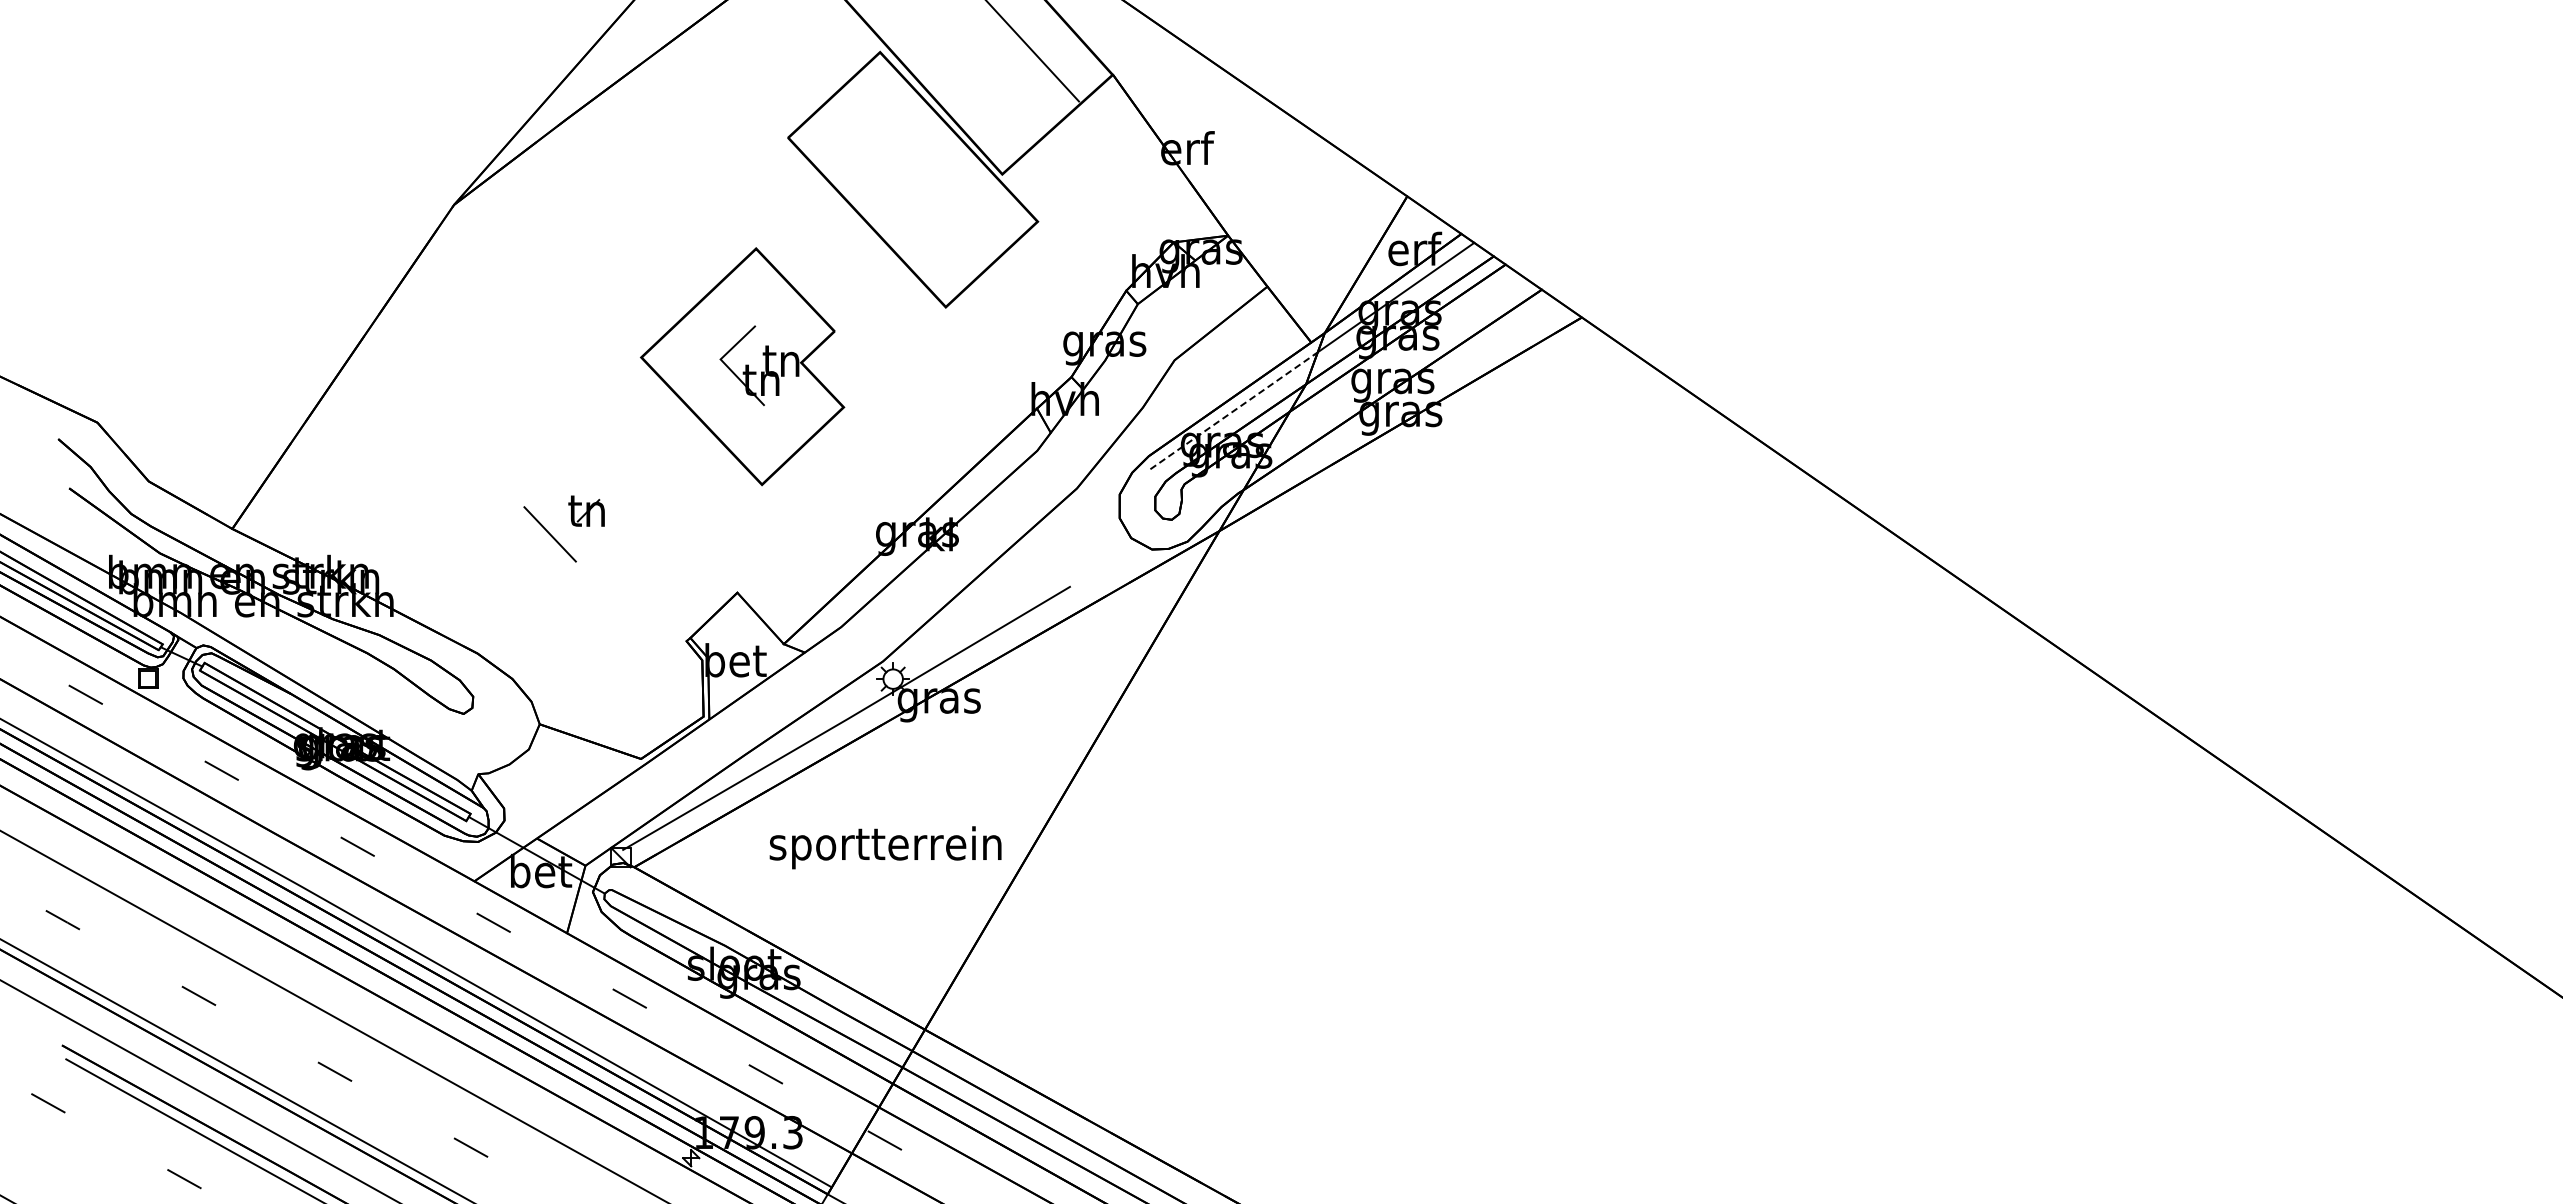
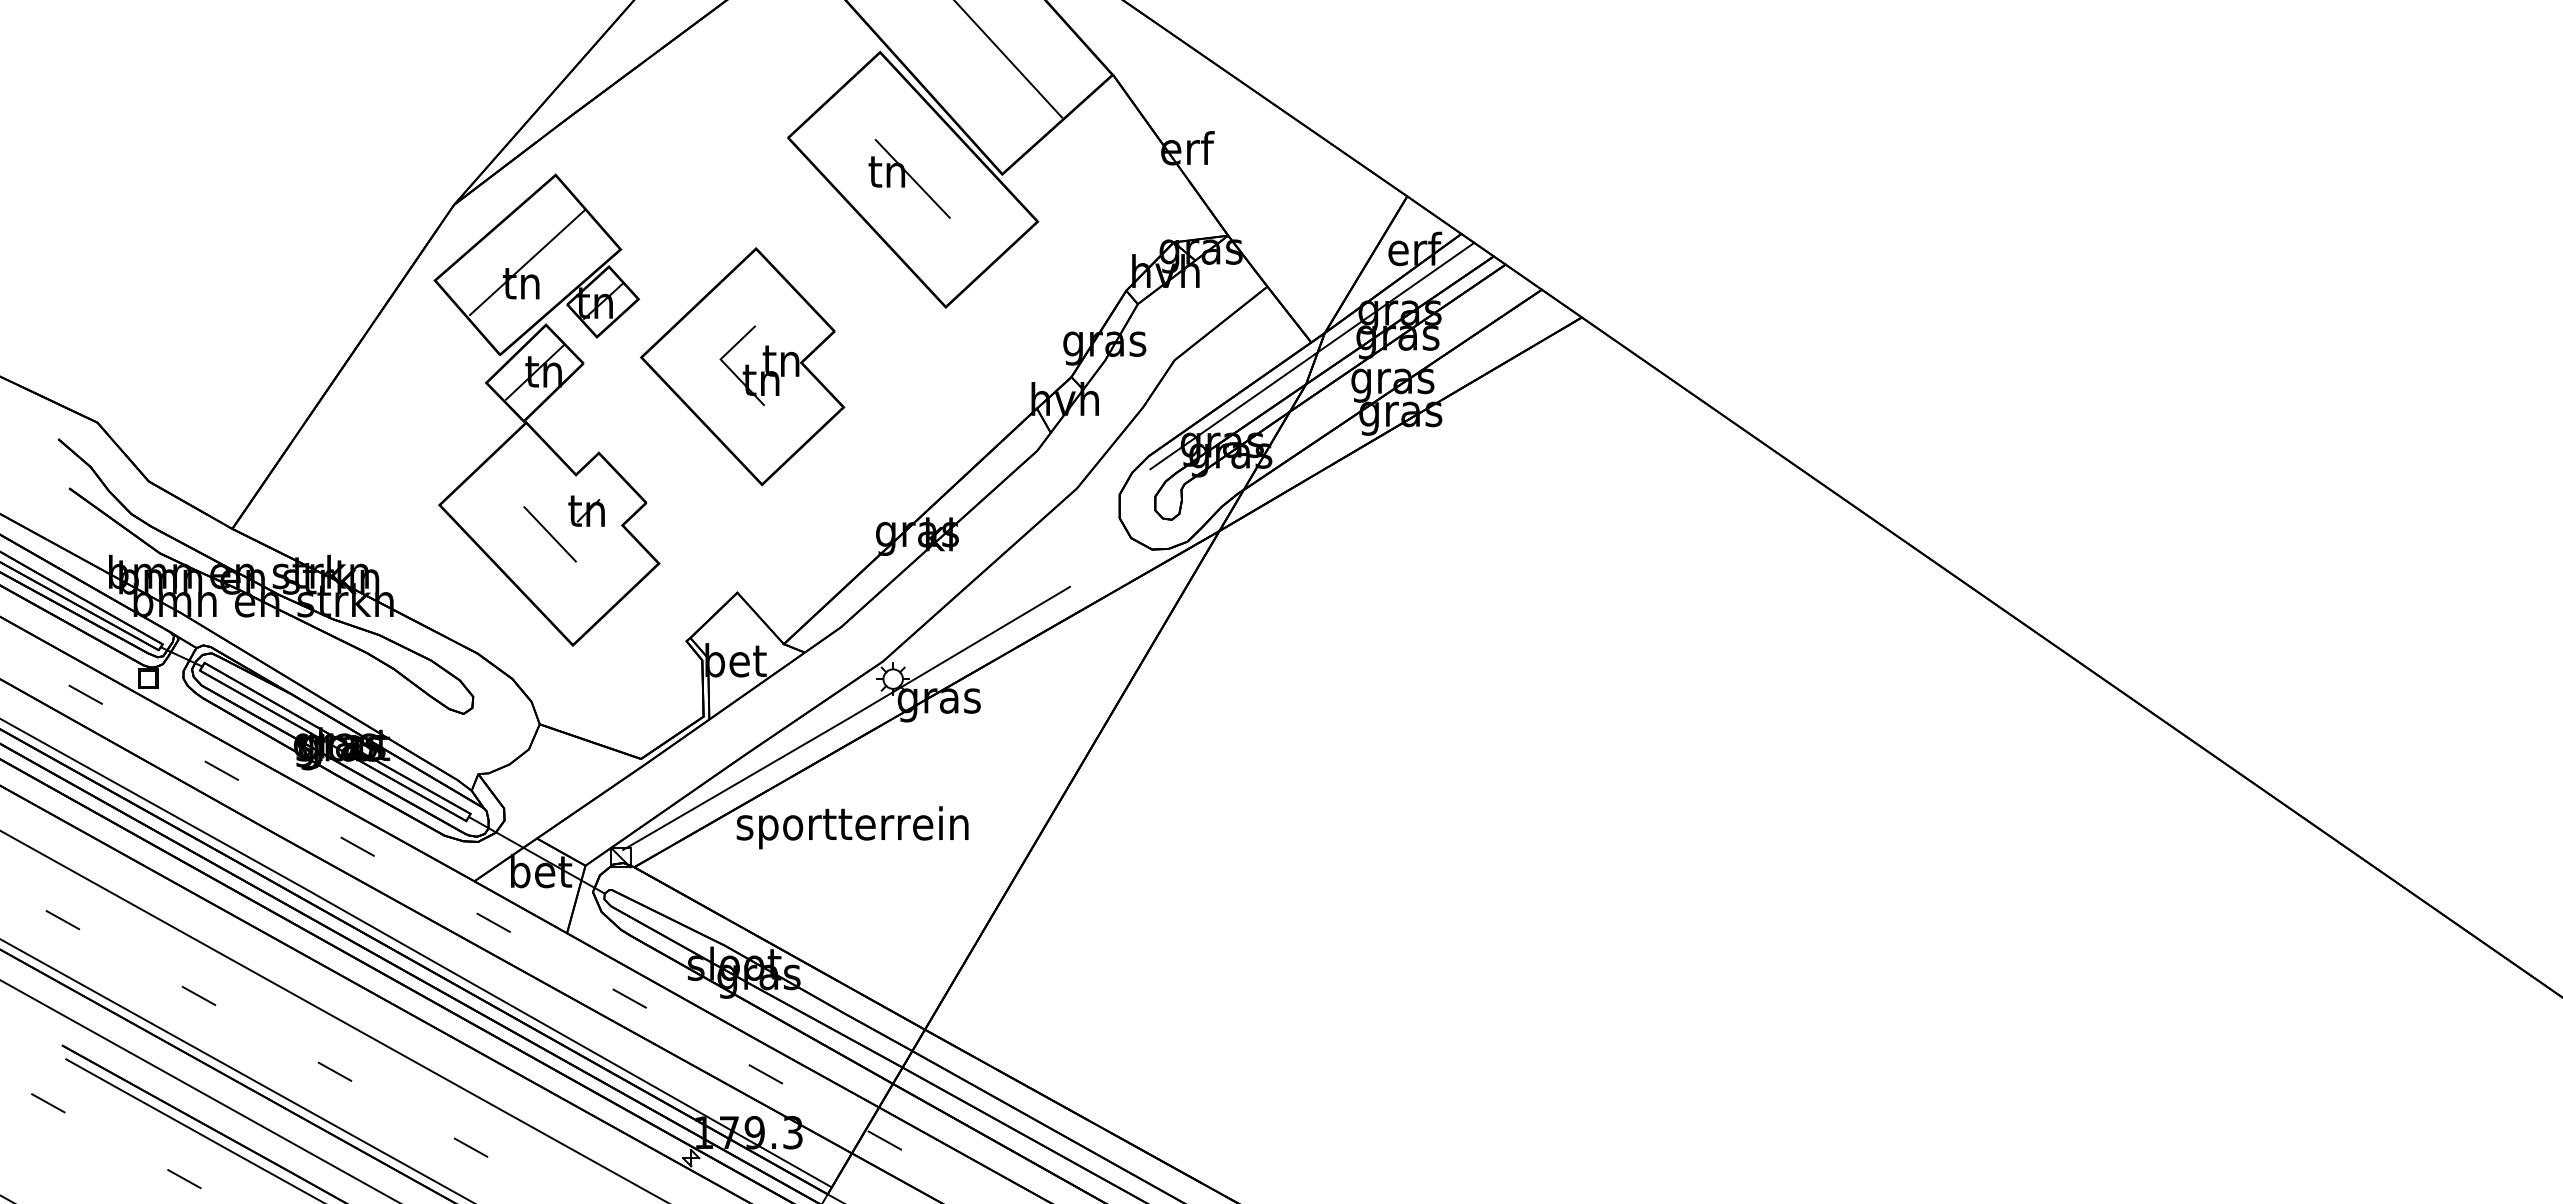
line position: (1033, 51) -> (1009, 59) (1009, 59)
part: none -> present (909, 178)
part: none -> present (546, 409)
line: dashed -> solid (1233, 411)
text position: (885, 847) -> (852, 827) (852, 827)
